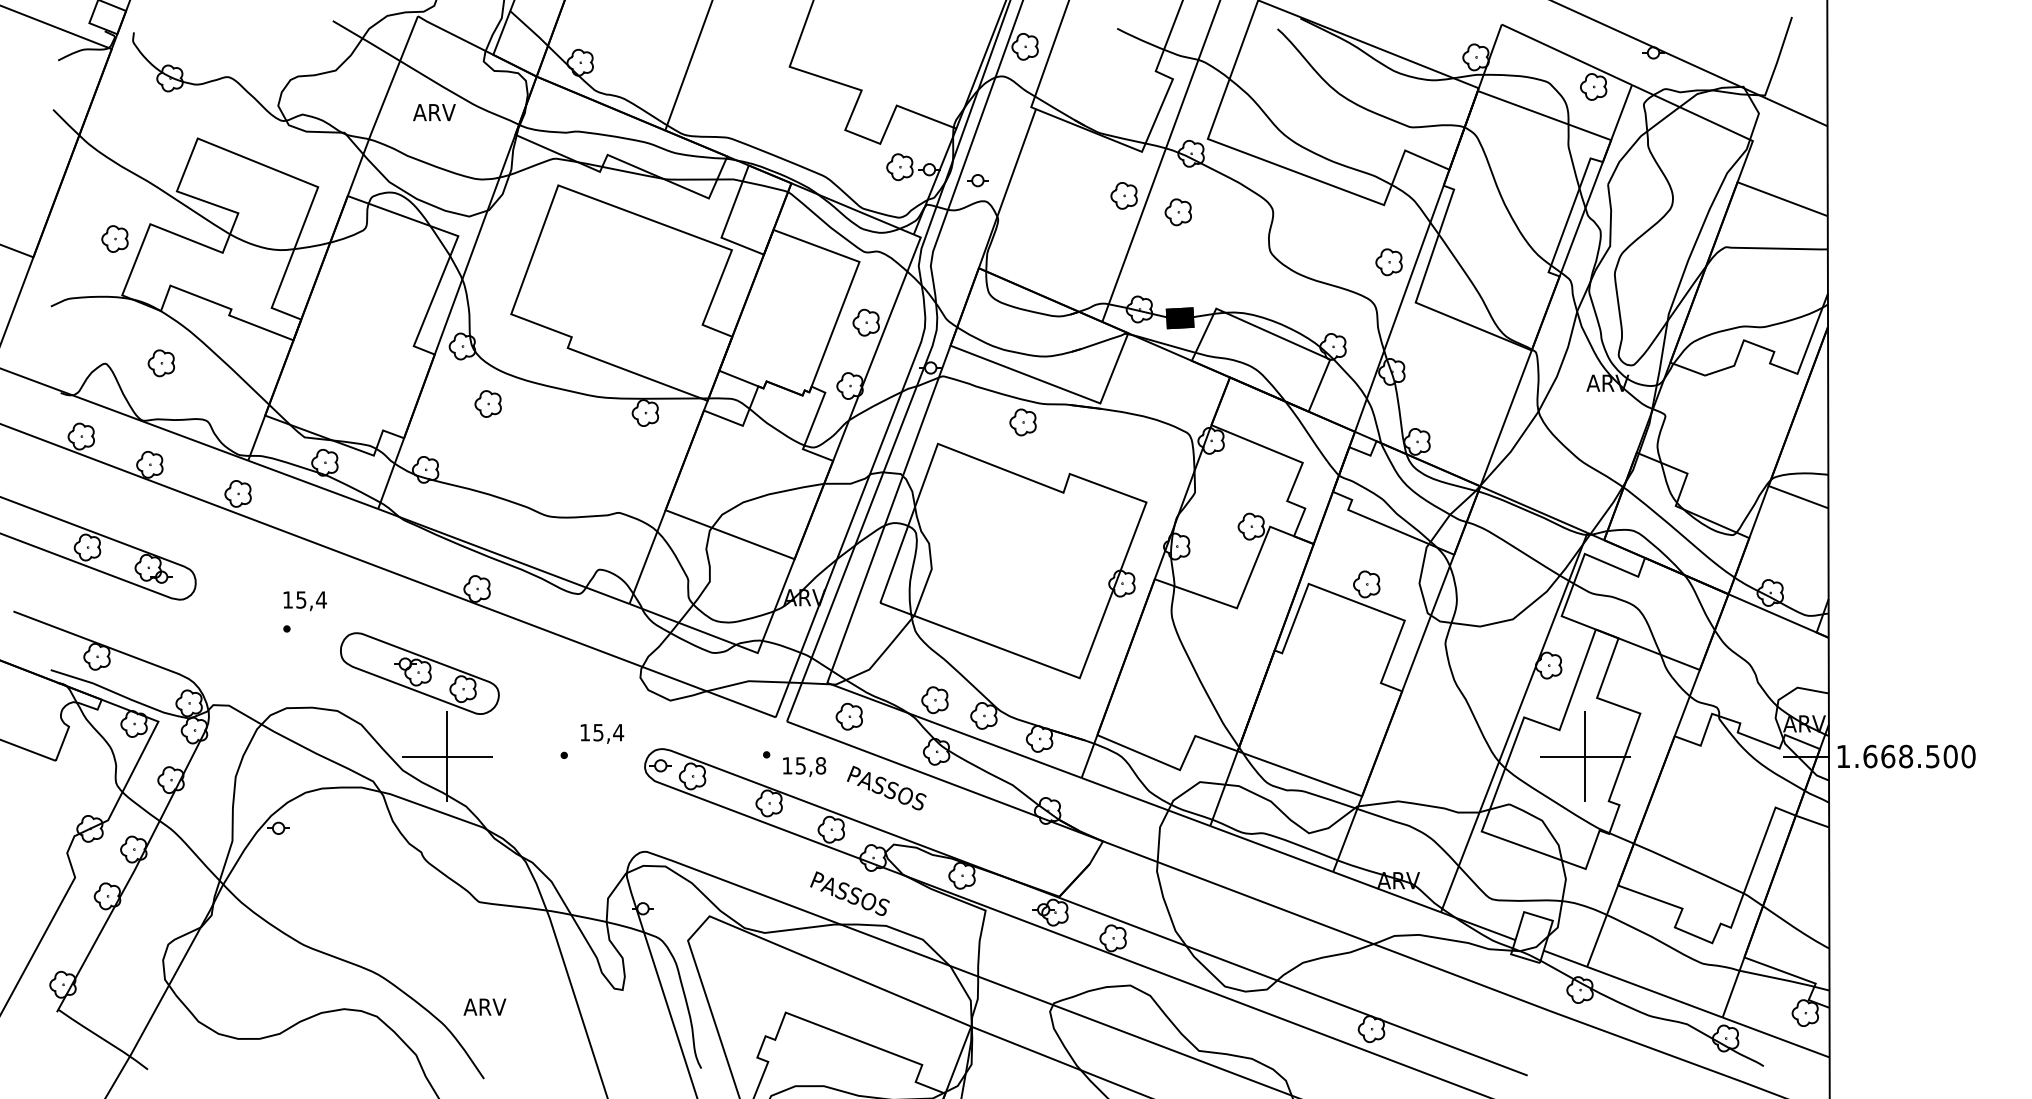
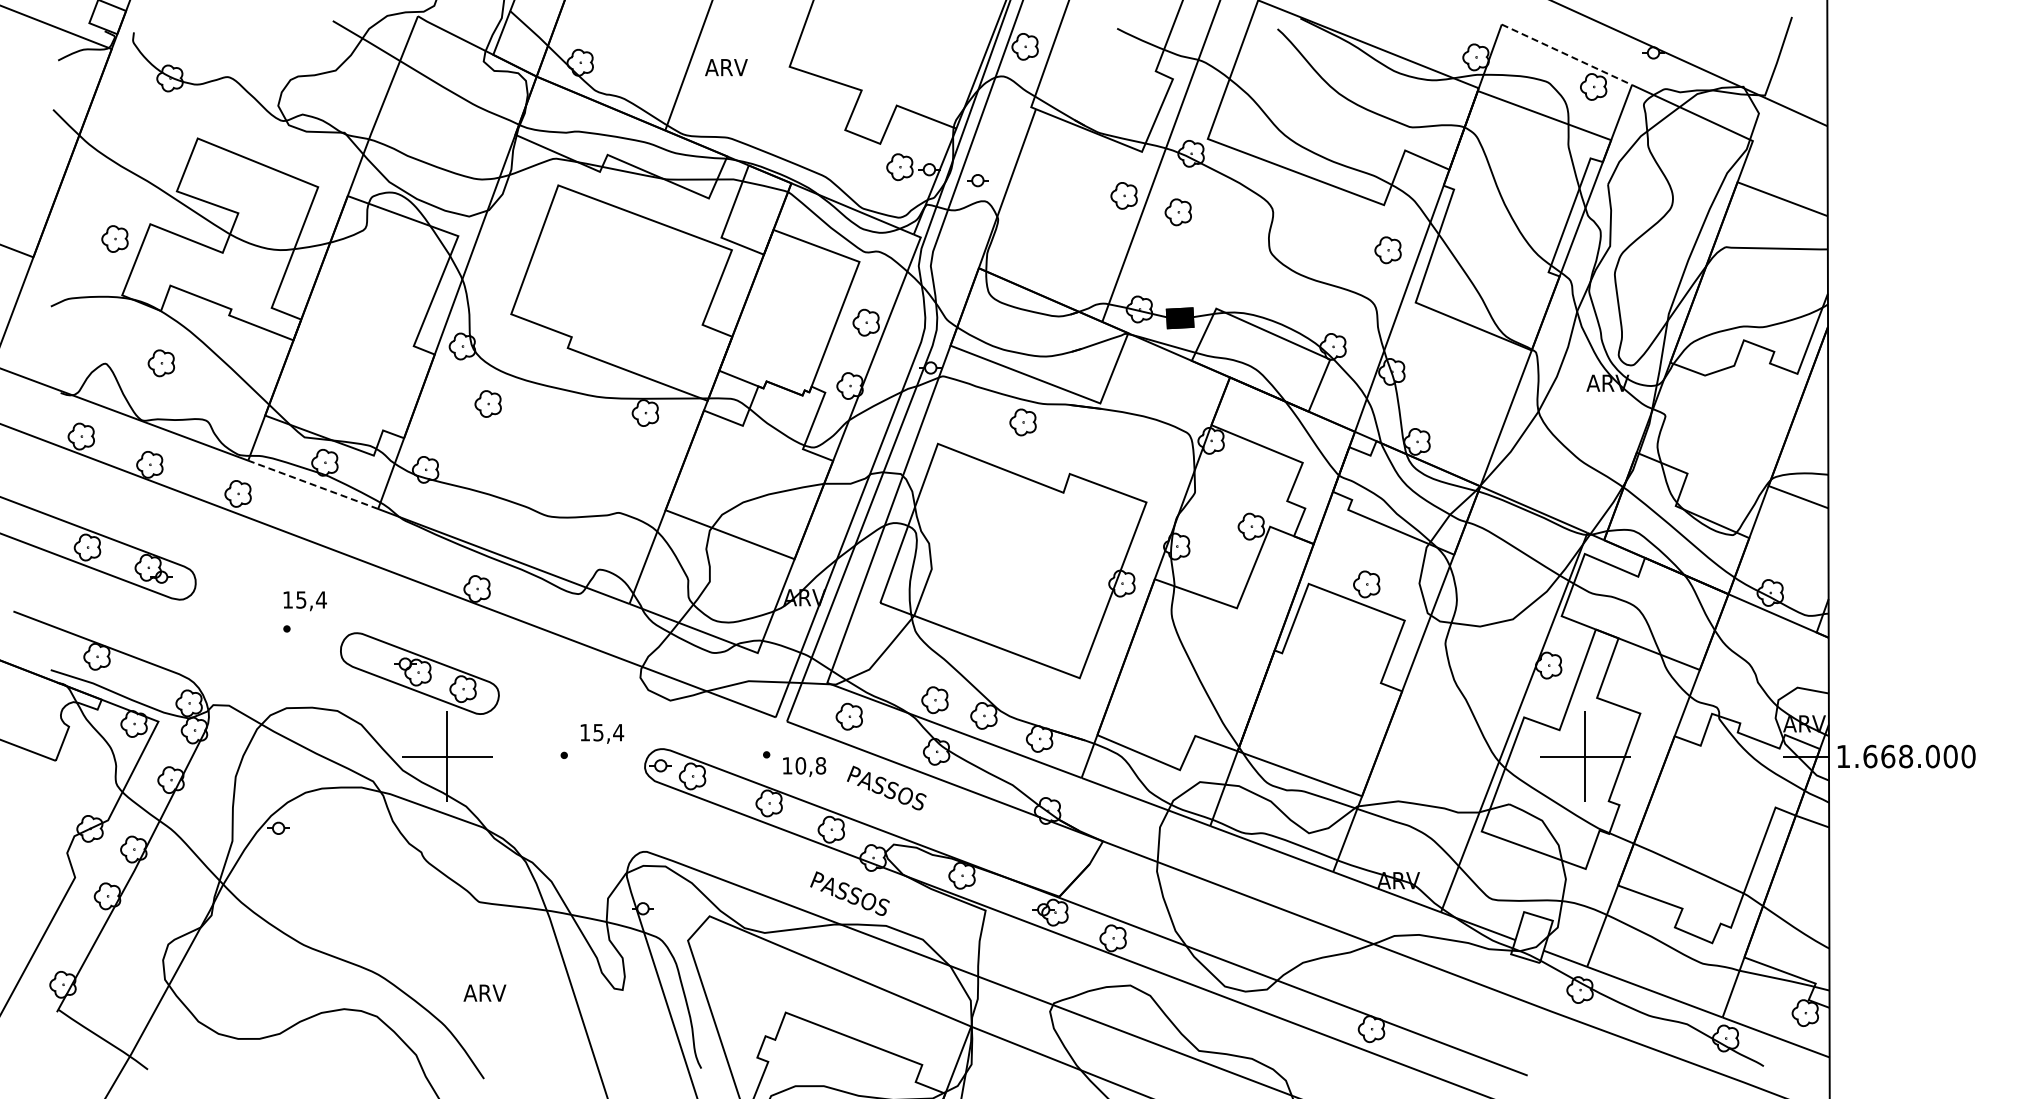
line: solid -> dashed (1566, 54)
text position: (434, 112) -> (726, 67) (726, 67)
part position: (1388, 262) -> (1387, 250) (1387, 250)
line: solid -> dashed (312, 484)
text: 1.668.500 -> 1.668.000 (1932, 756)
text: 15,8 -> 10,8 (800, 765)
text position: (484, 1006) -> (484, 992) (484, 992)
